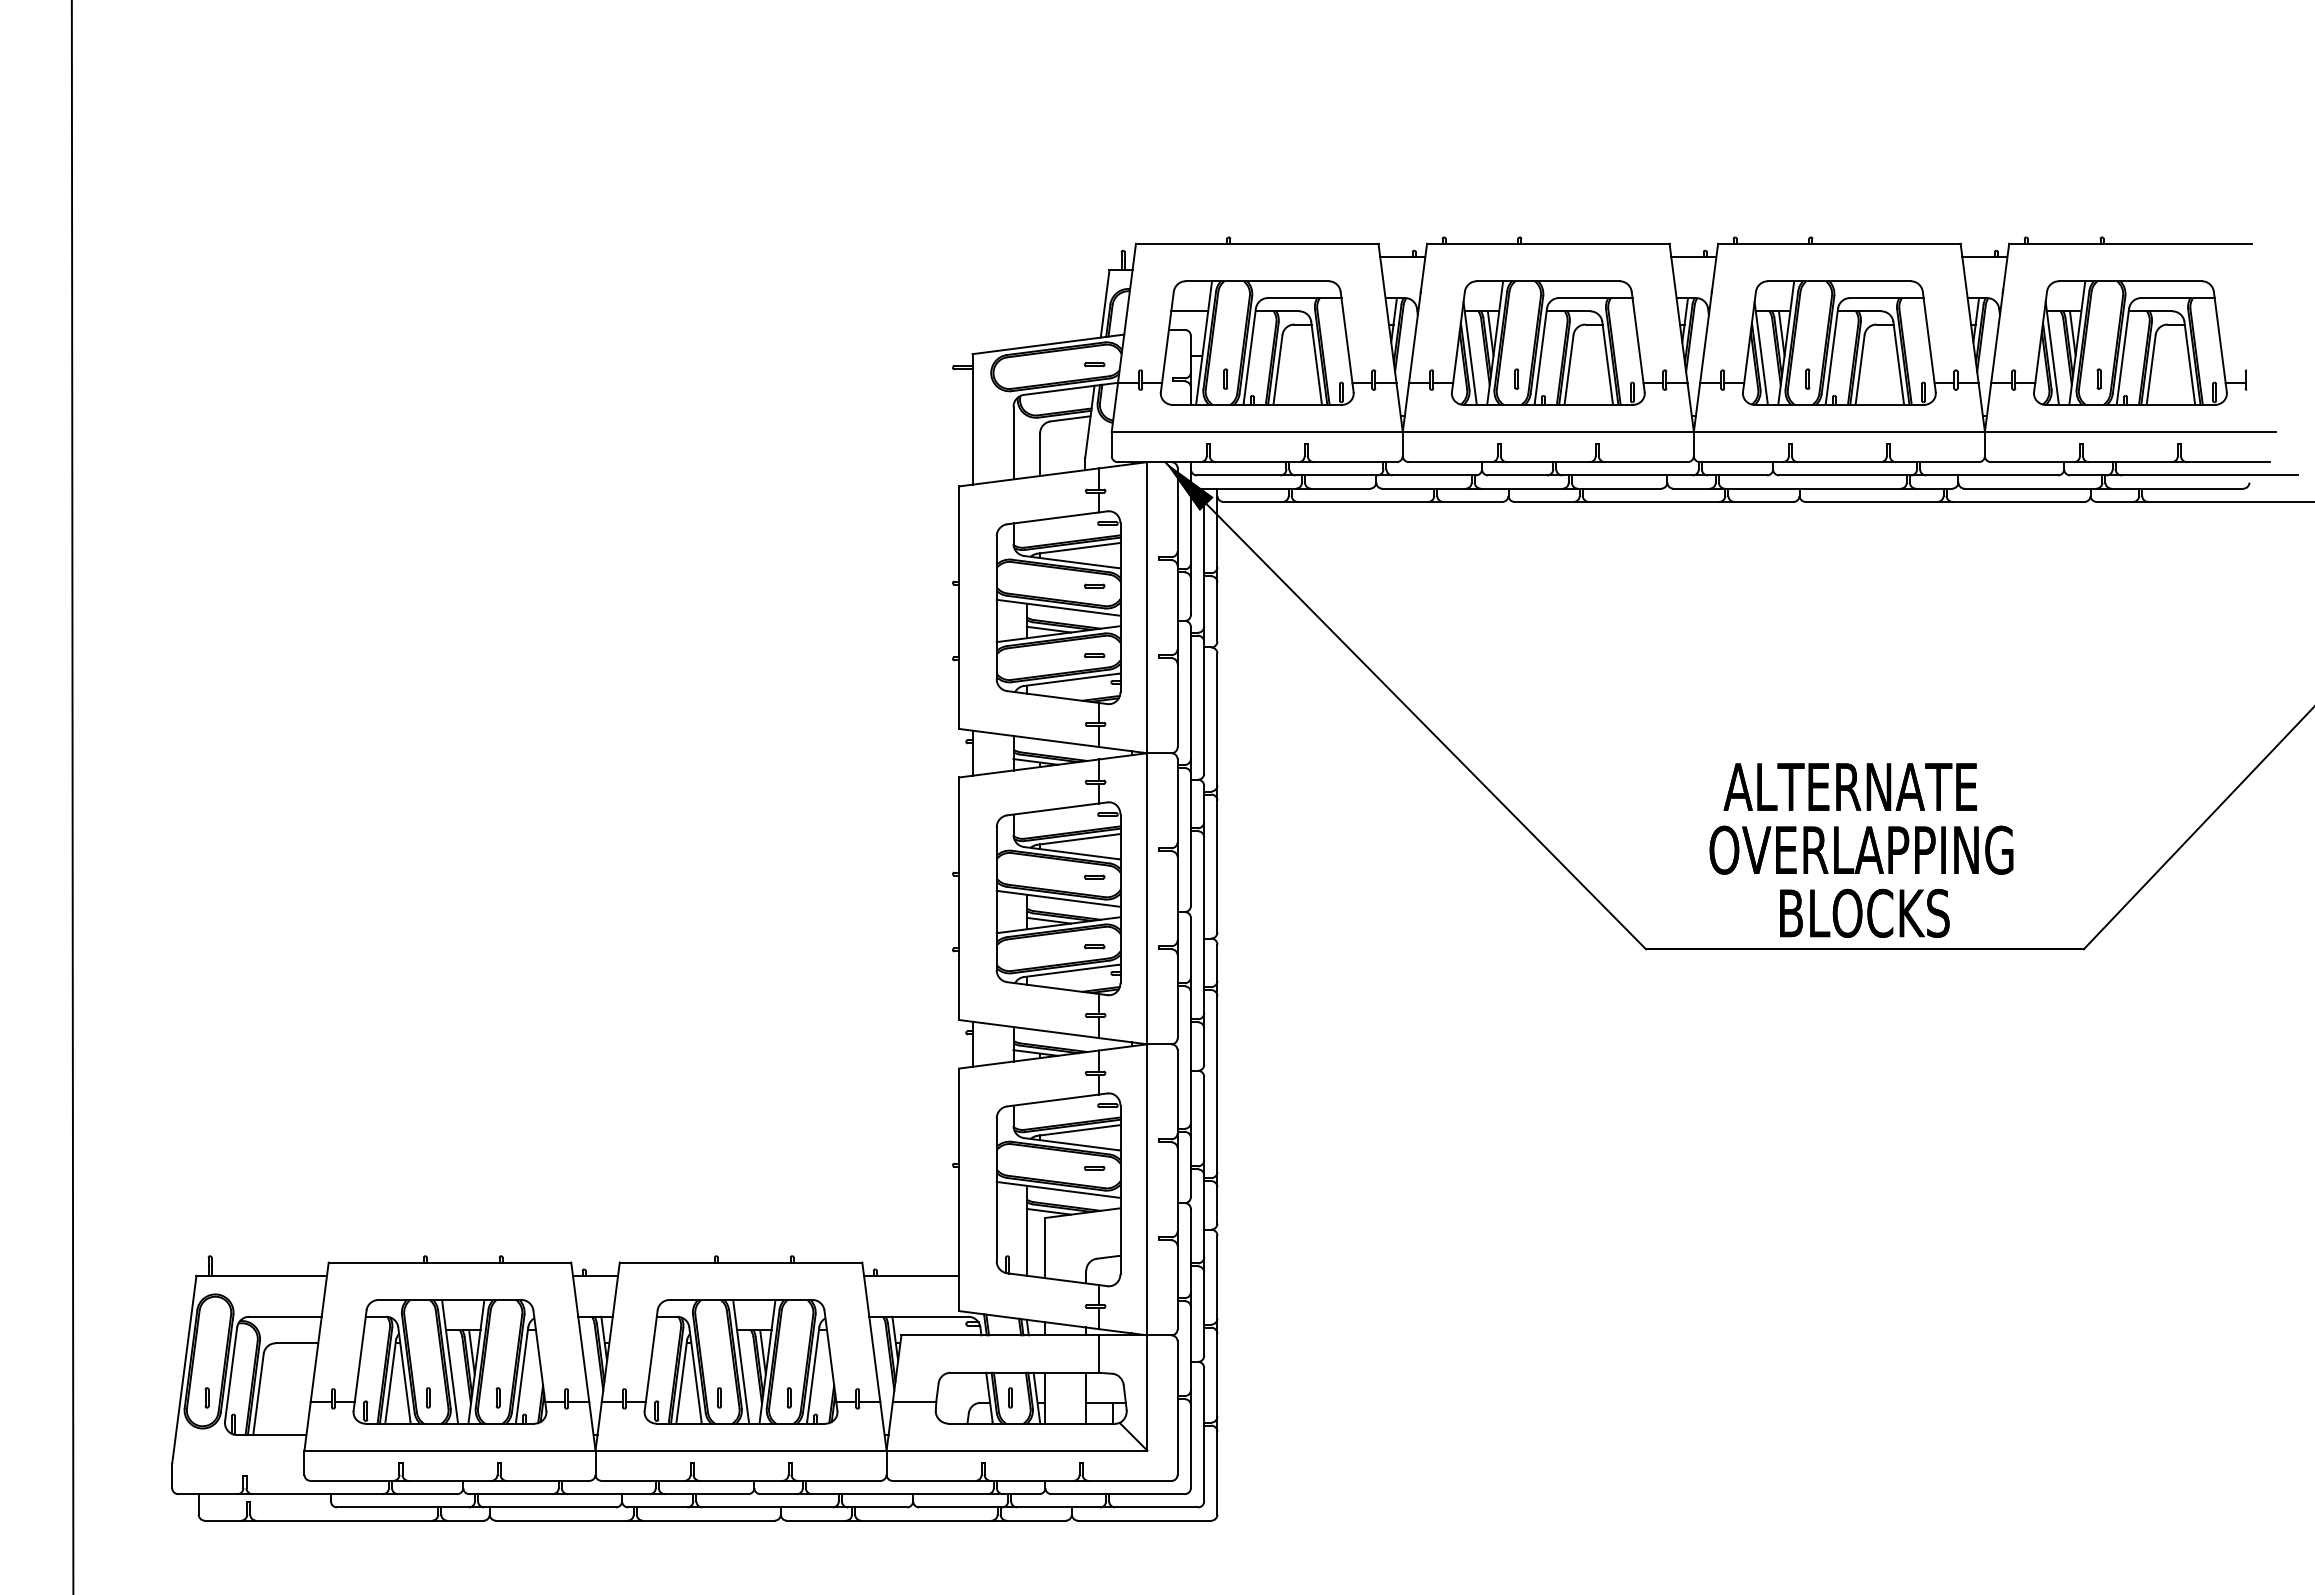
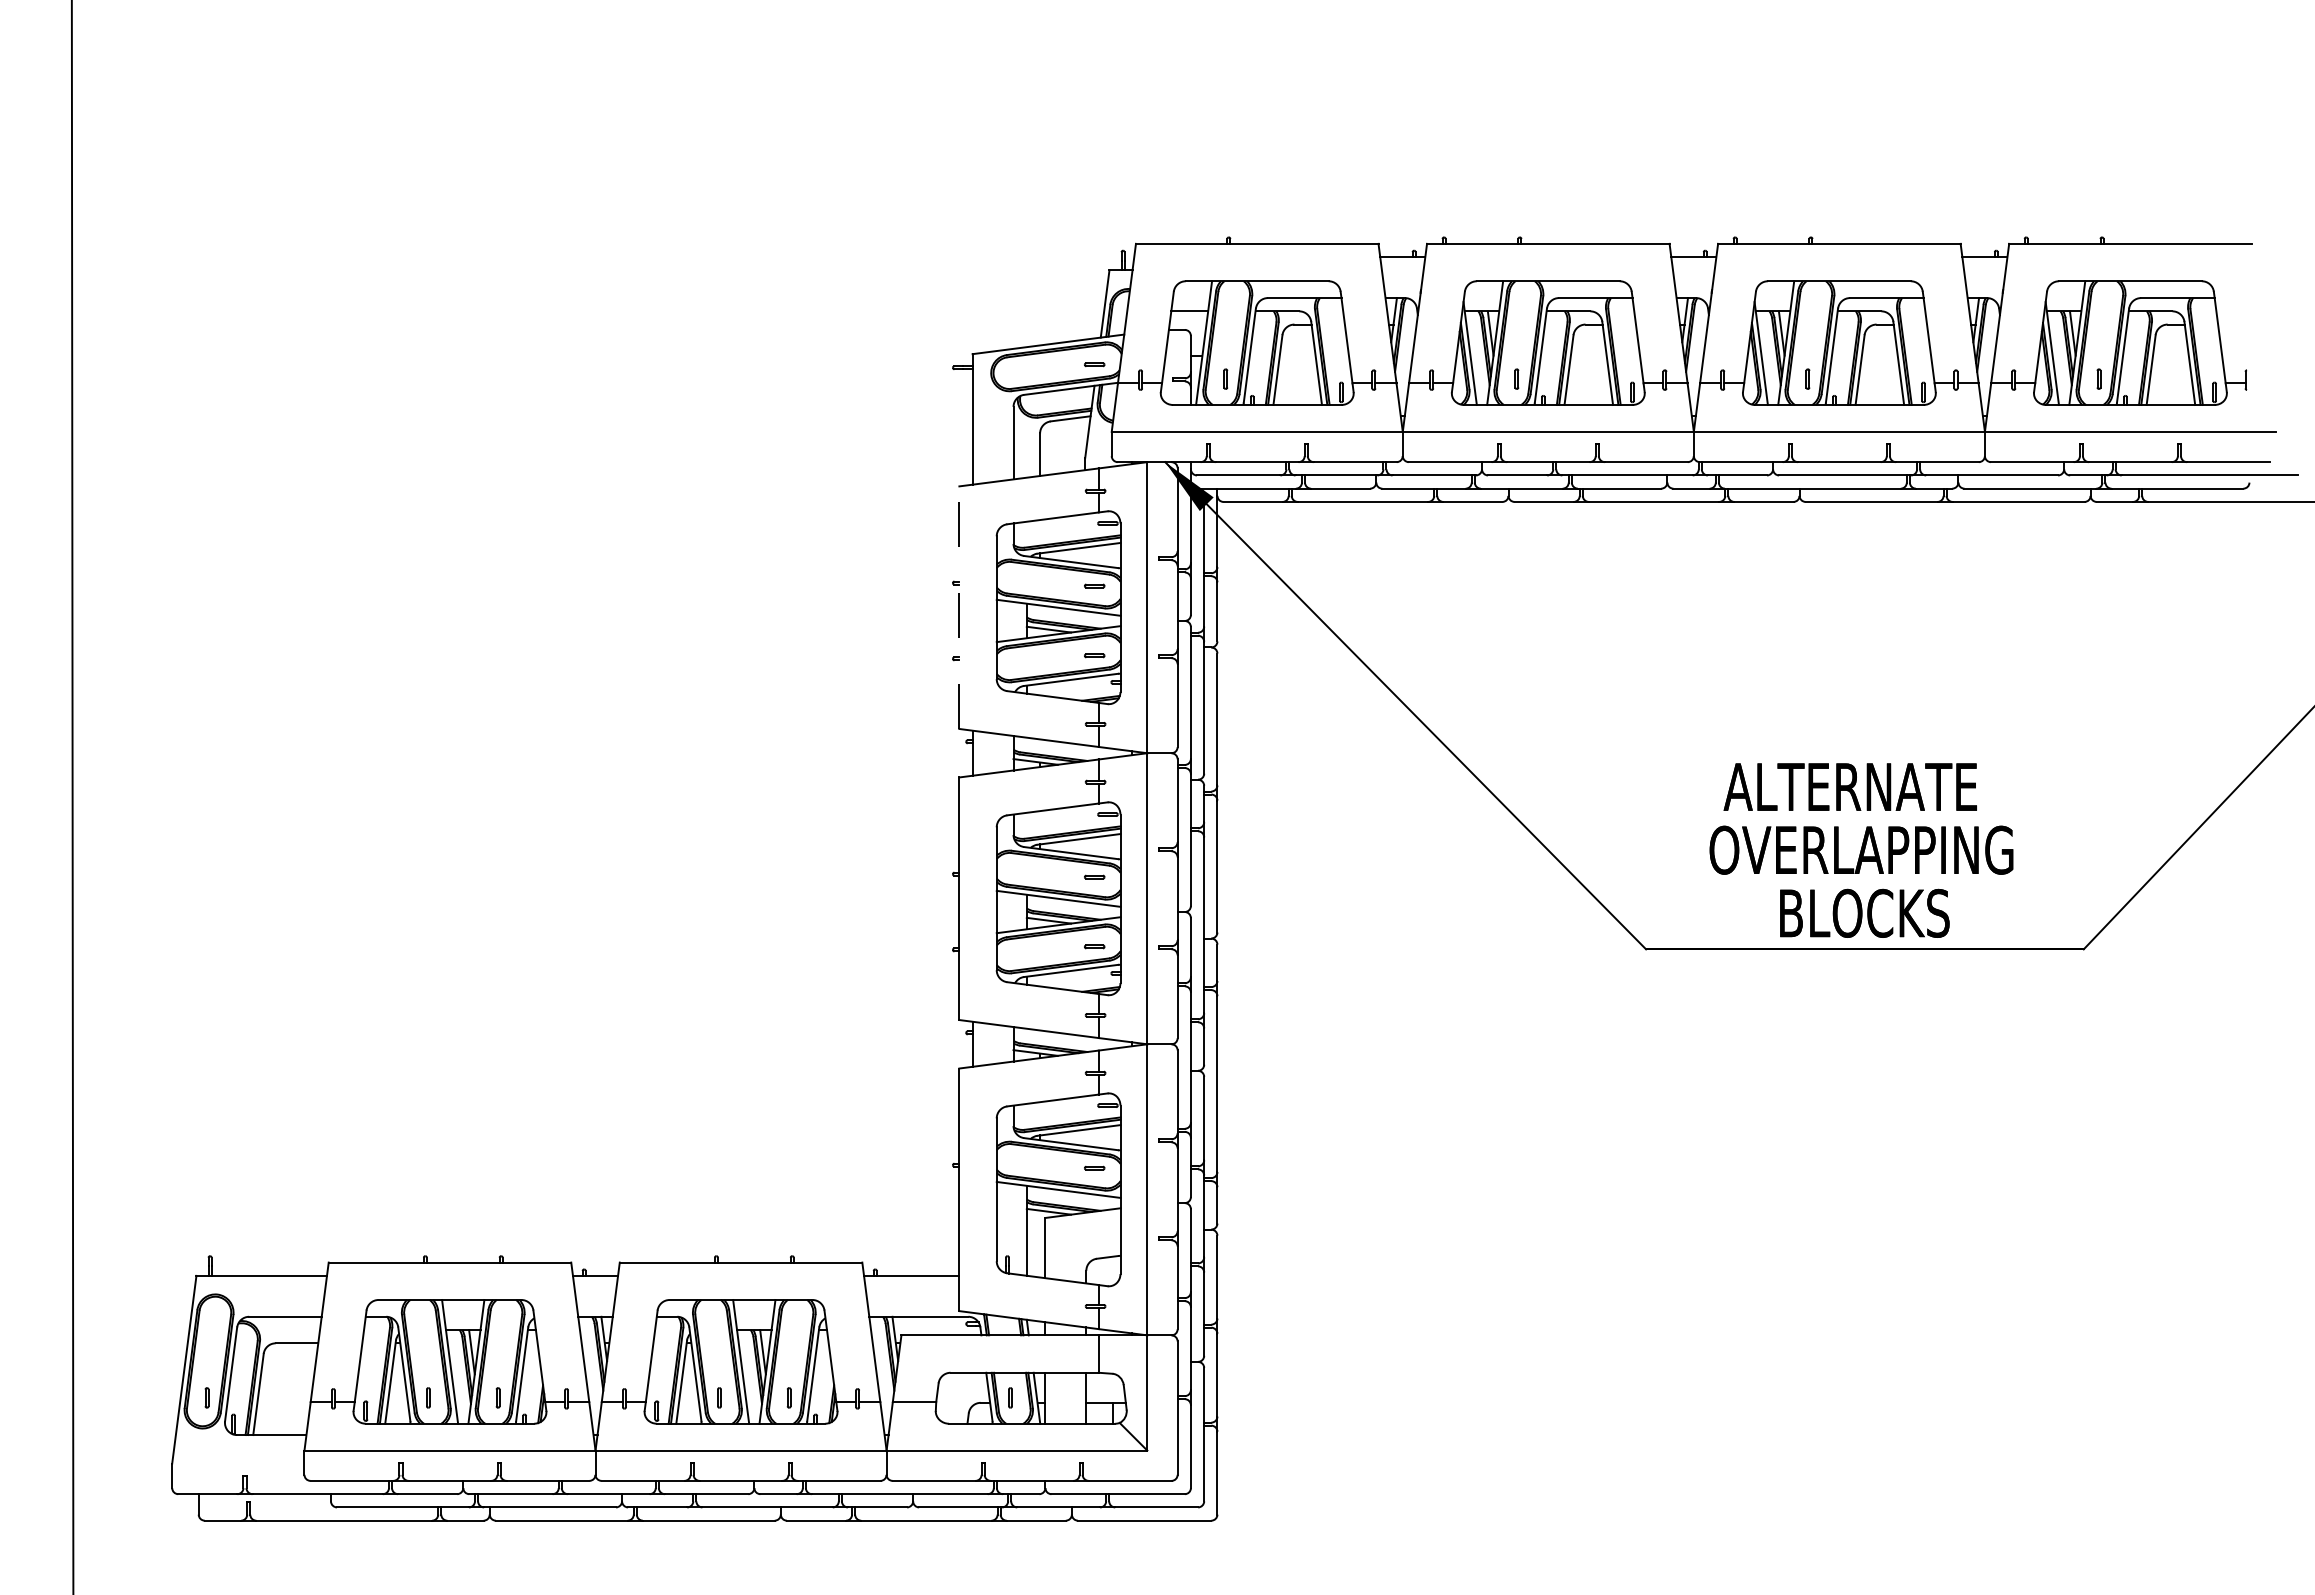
line: solid -> dashed (959, 607)
